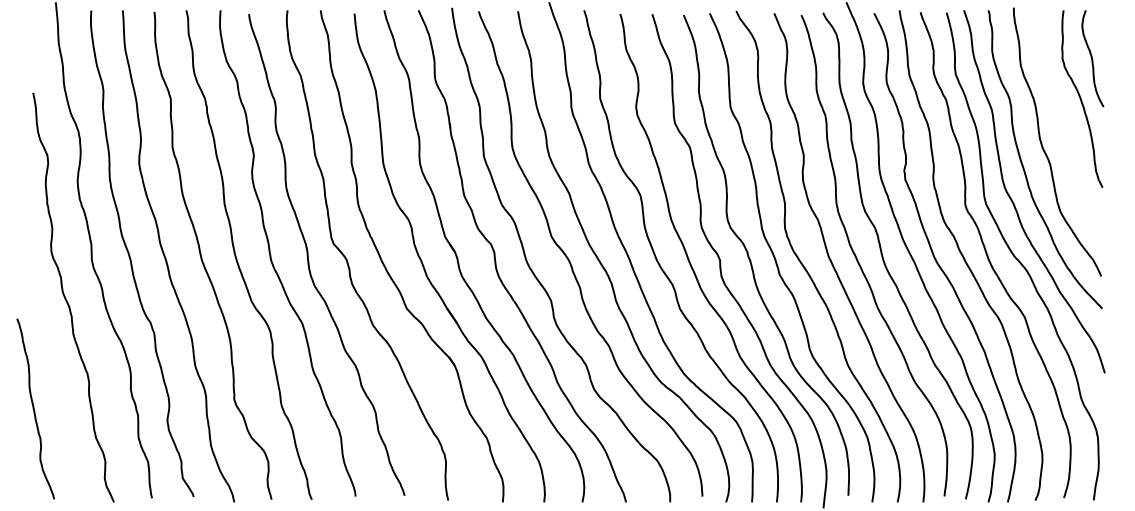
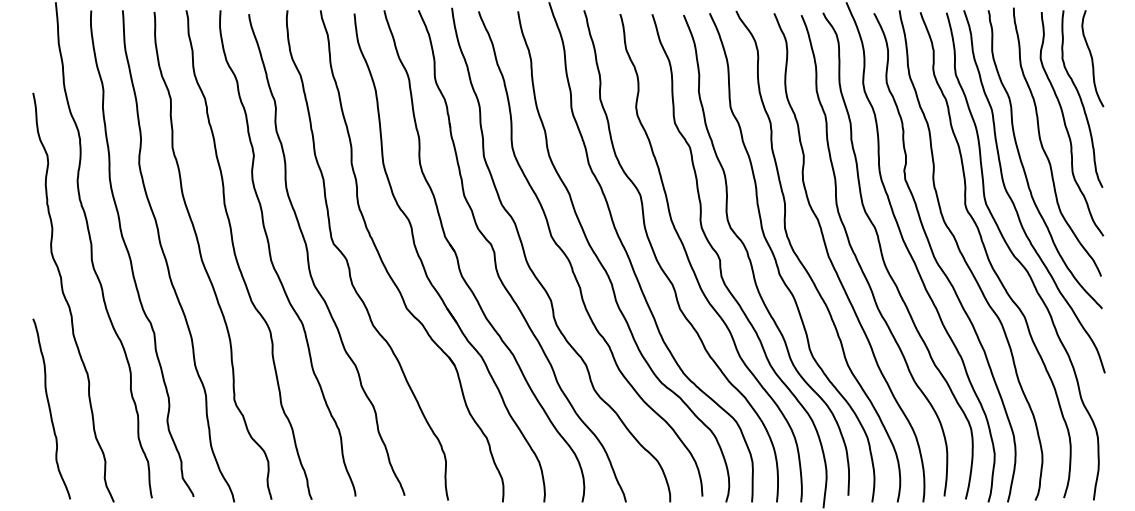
curve: none -> present (1066, 125)
curve position: (34, 408) -> (50, 408) (50, 408)
